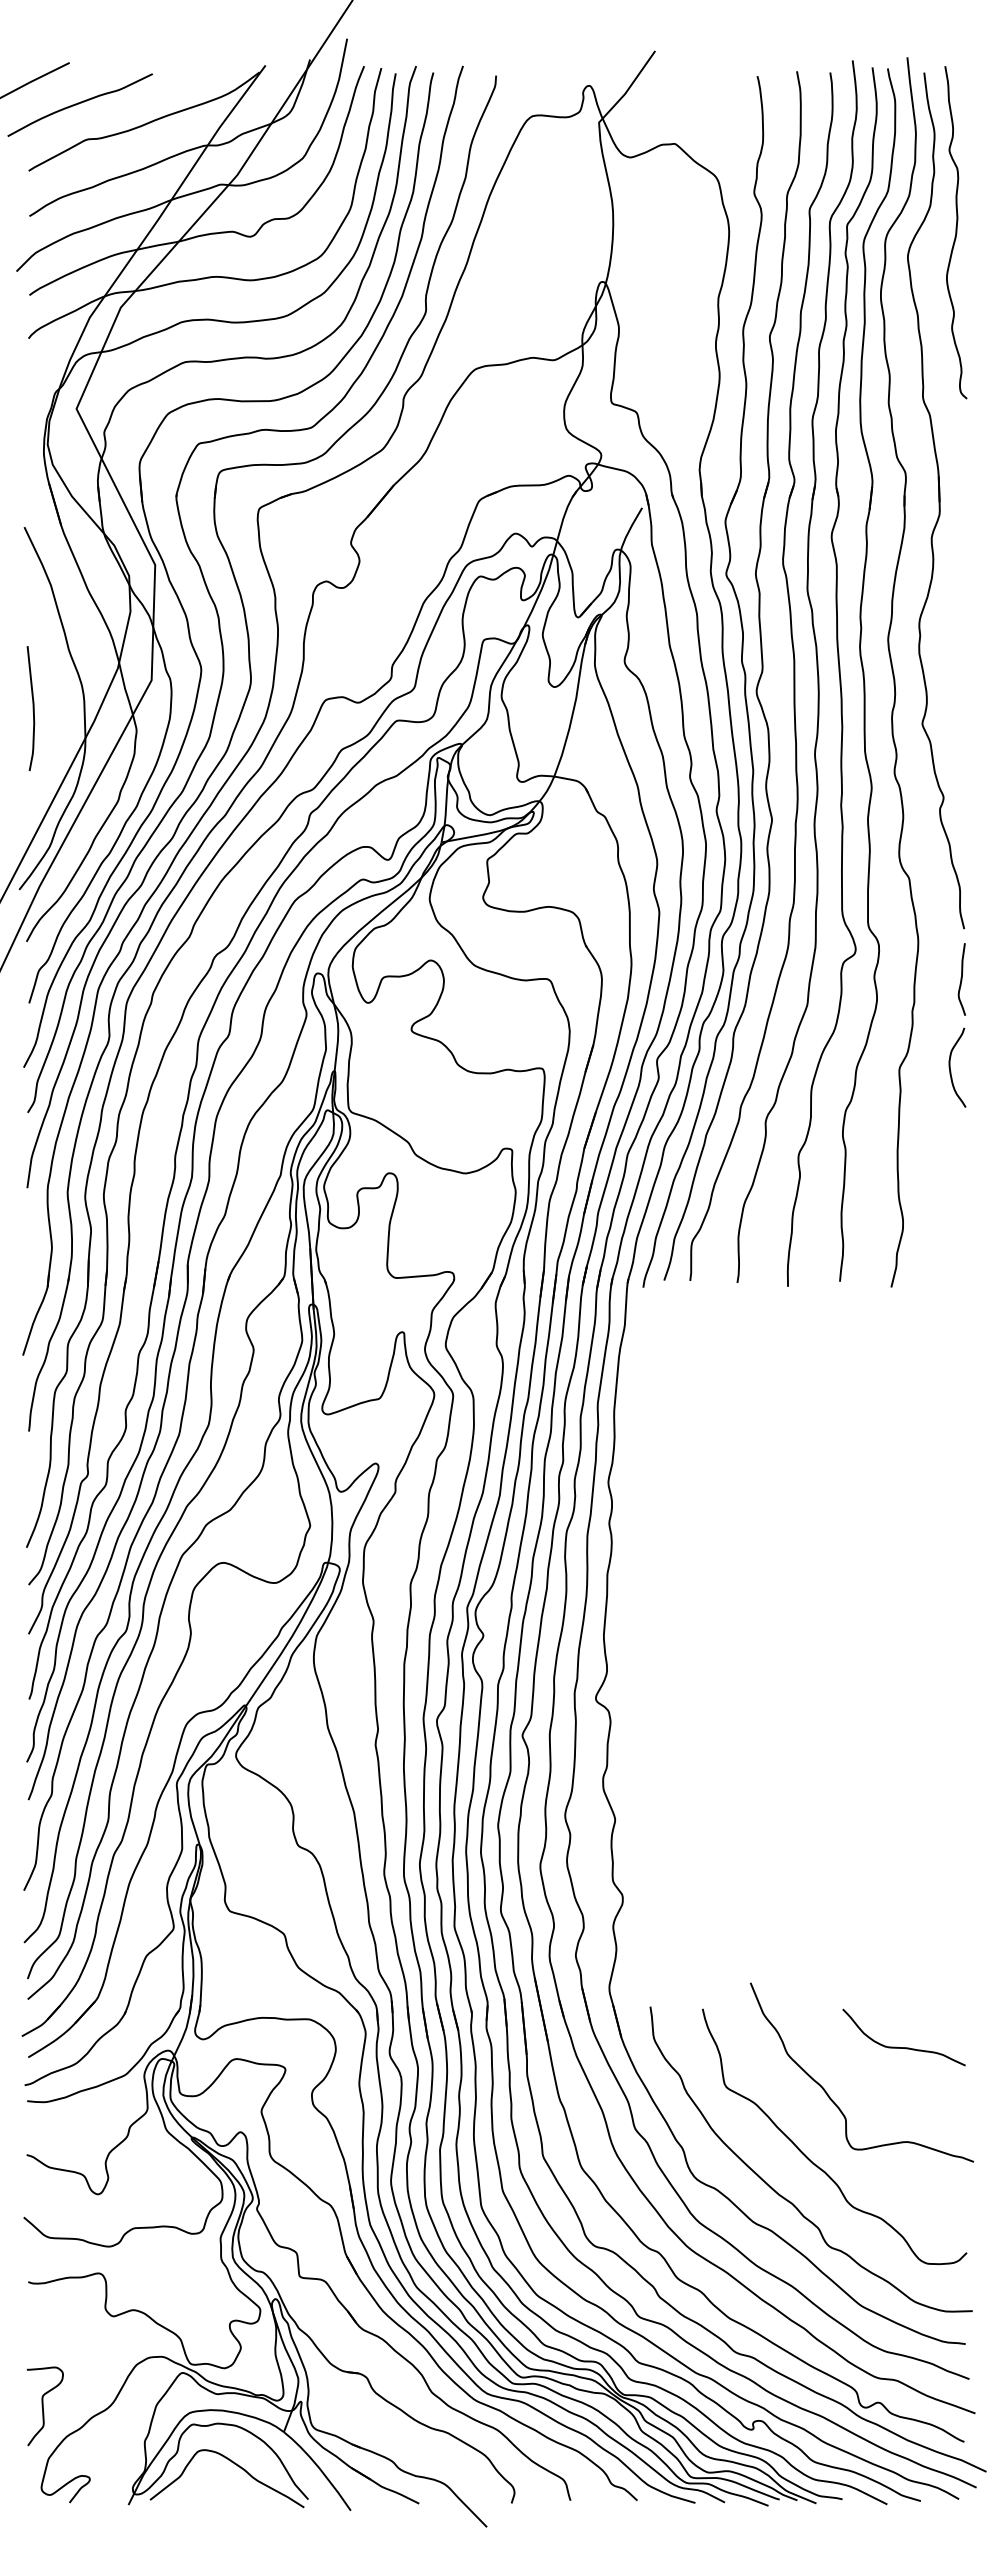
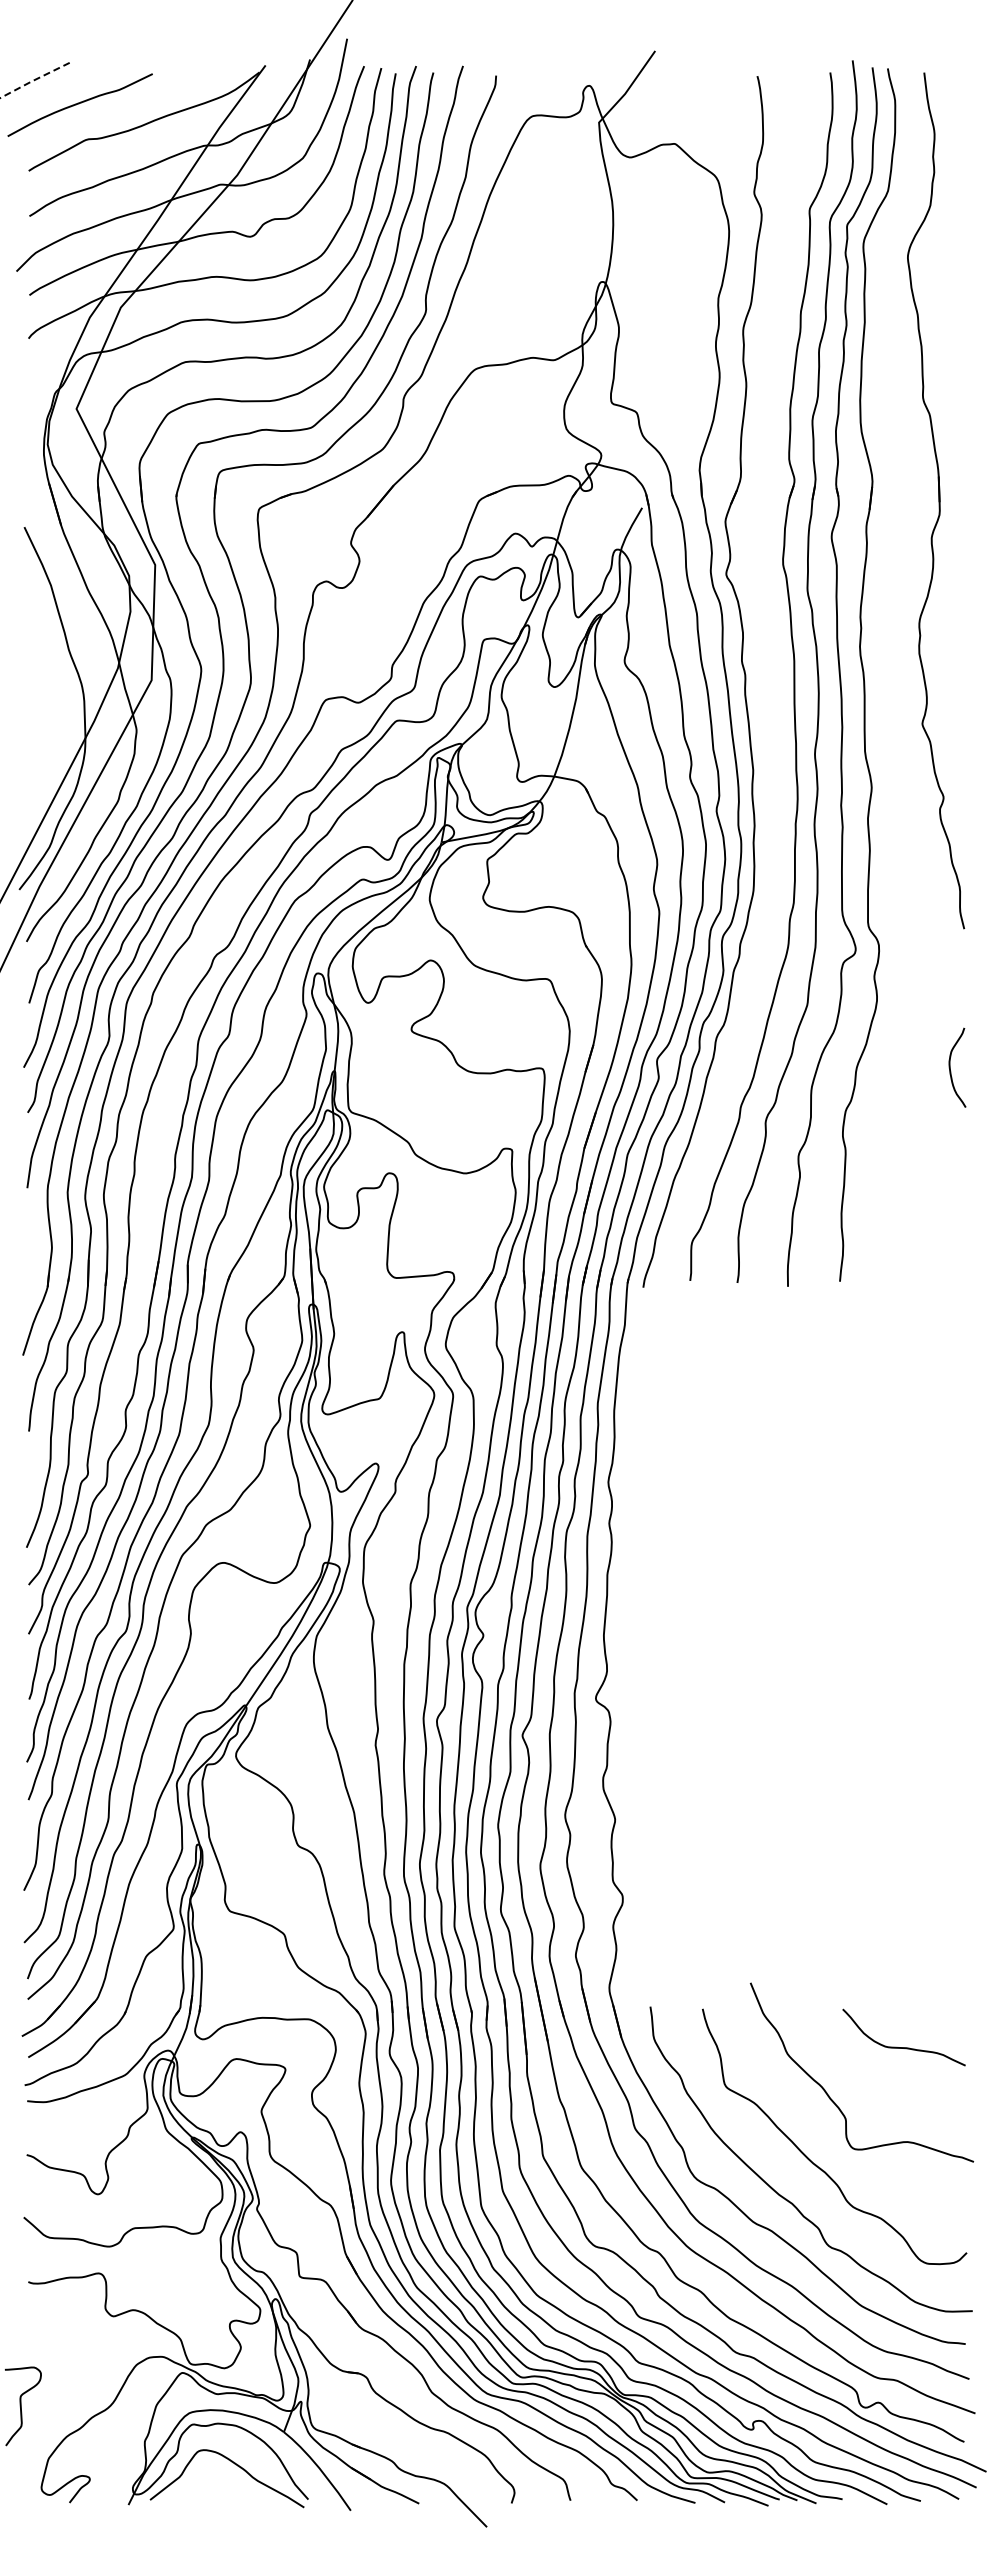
line: solid -> dashed (34, 80)
curve: present -> none (955, 232)
part: present -> none (899, 672)
part: present -> none (757, 681)
curve: present -> none (32, 708)
curve: present -> none (961, 979)
curve position: (43, 2406) -> (21, 2406) (21, 2406)
